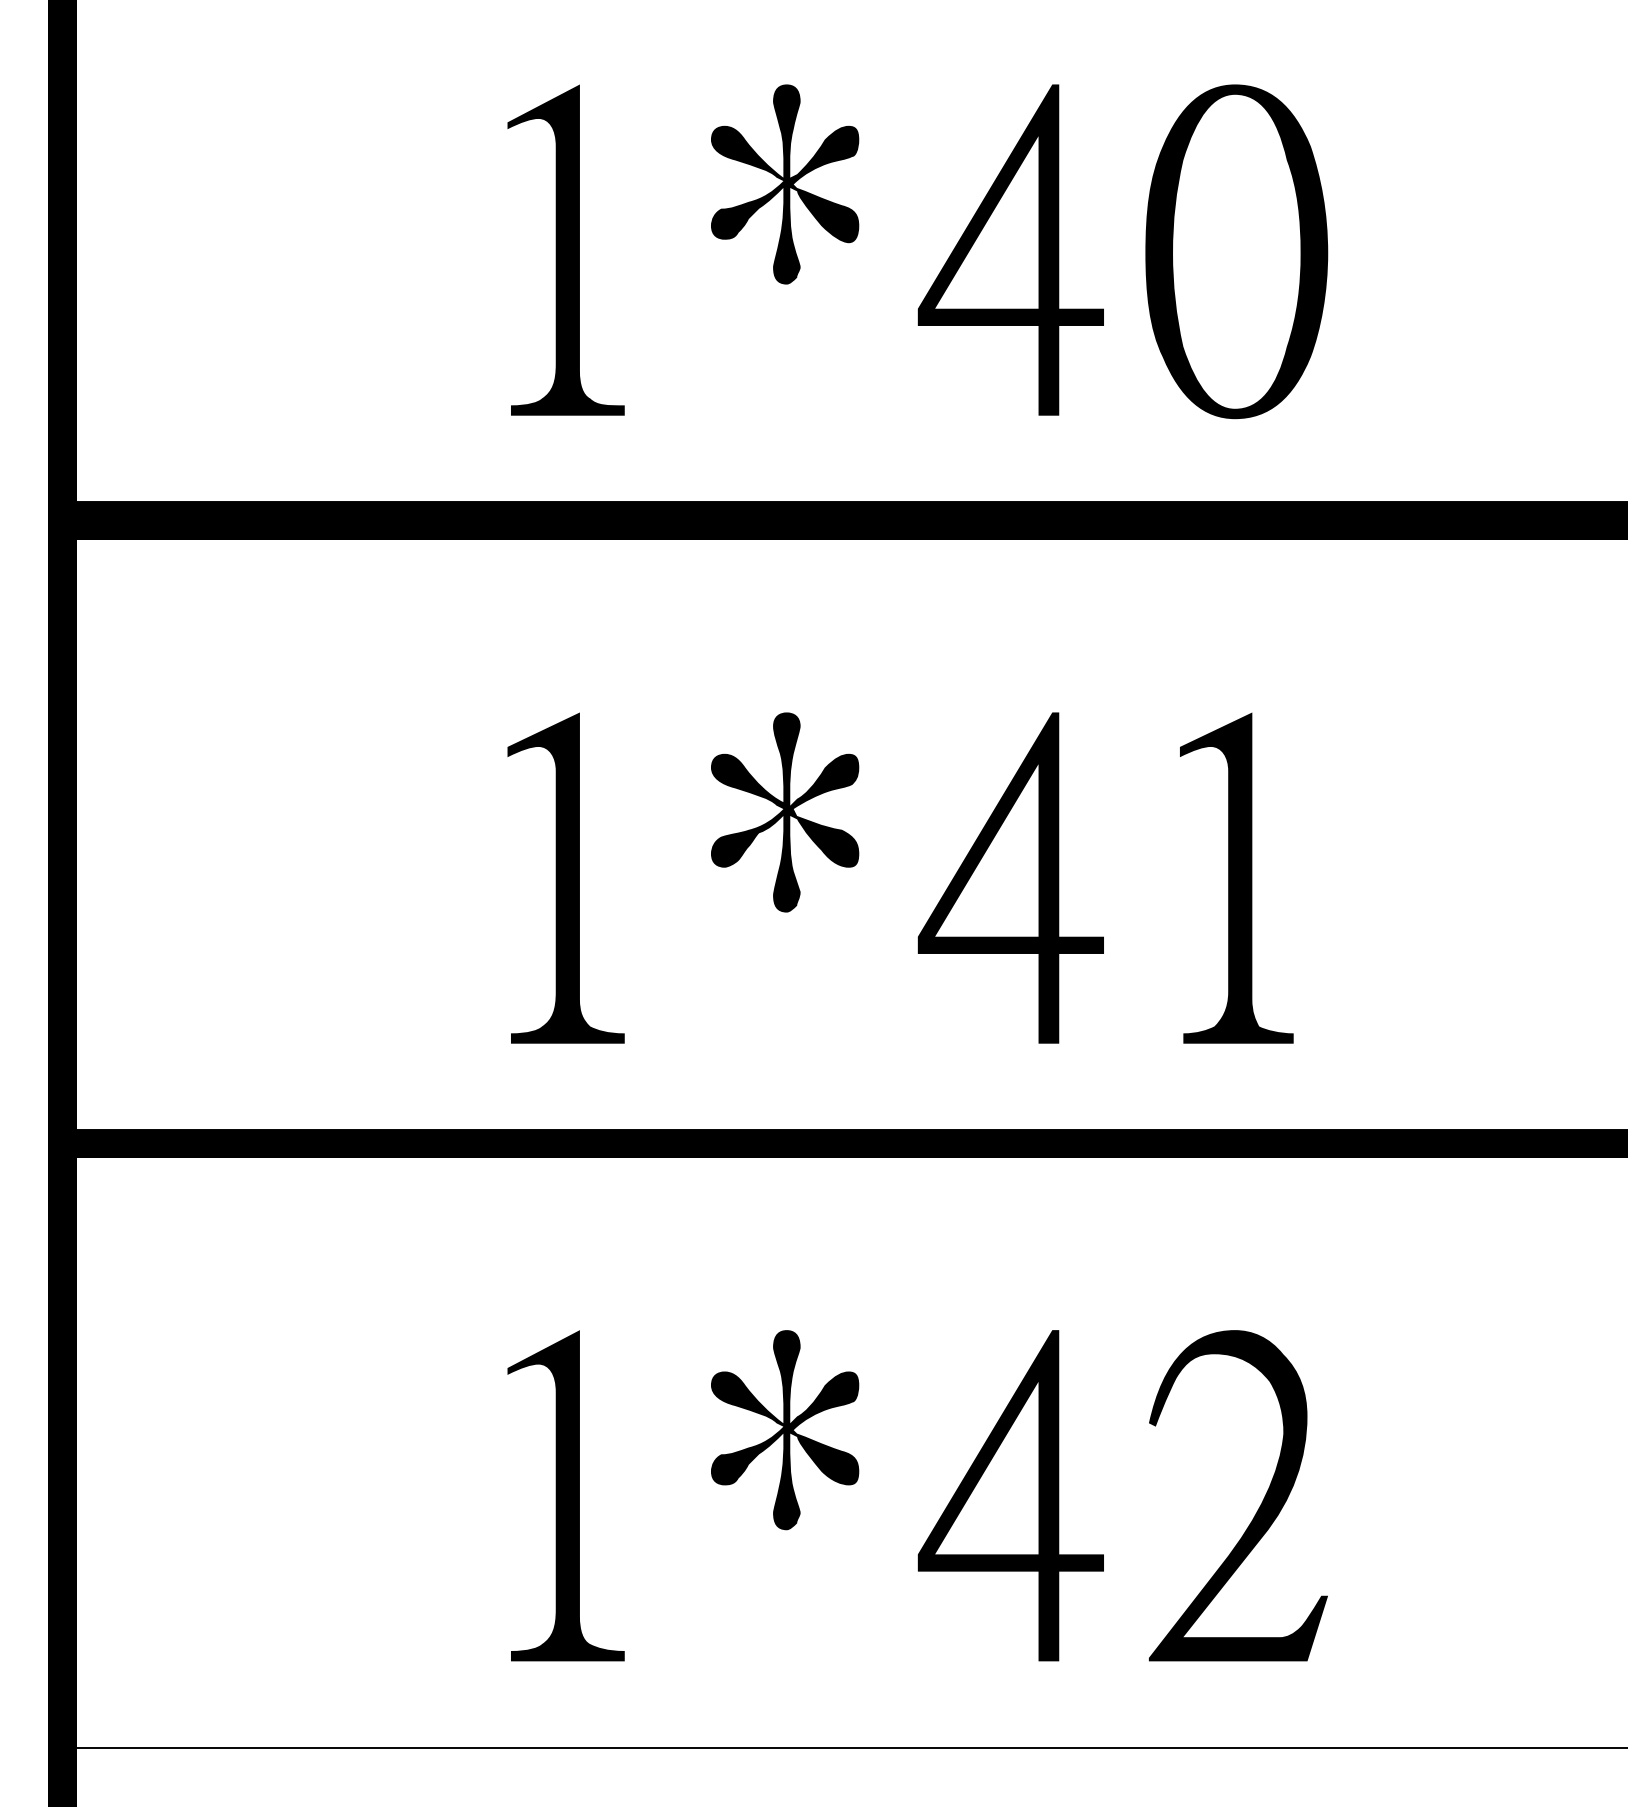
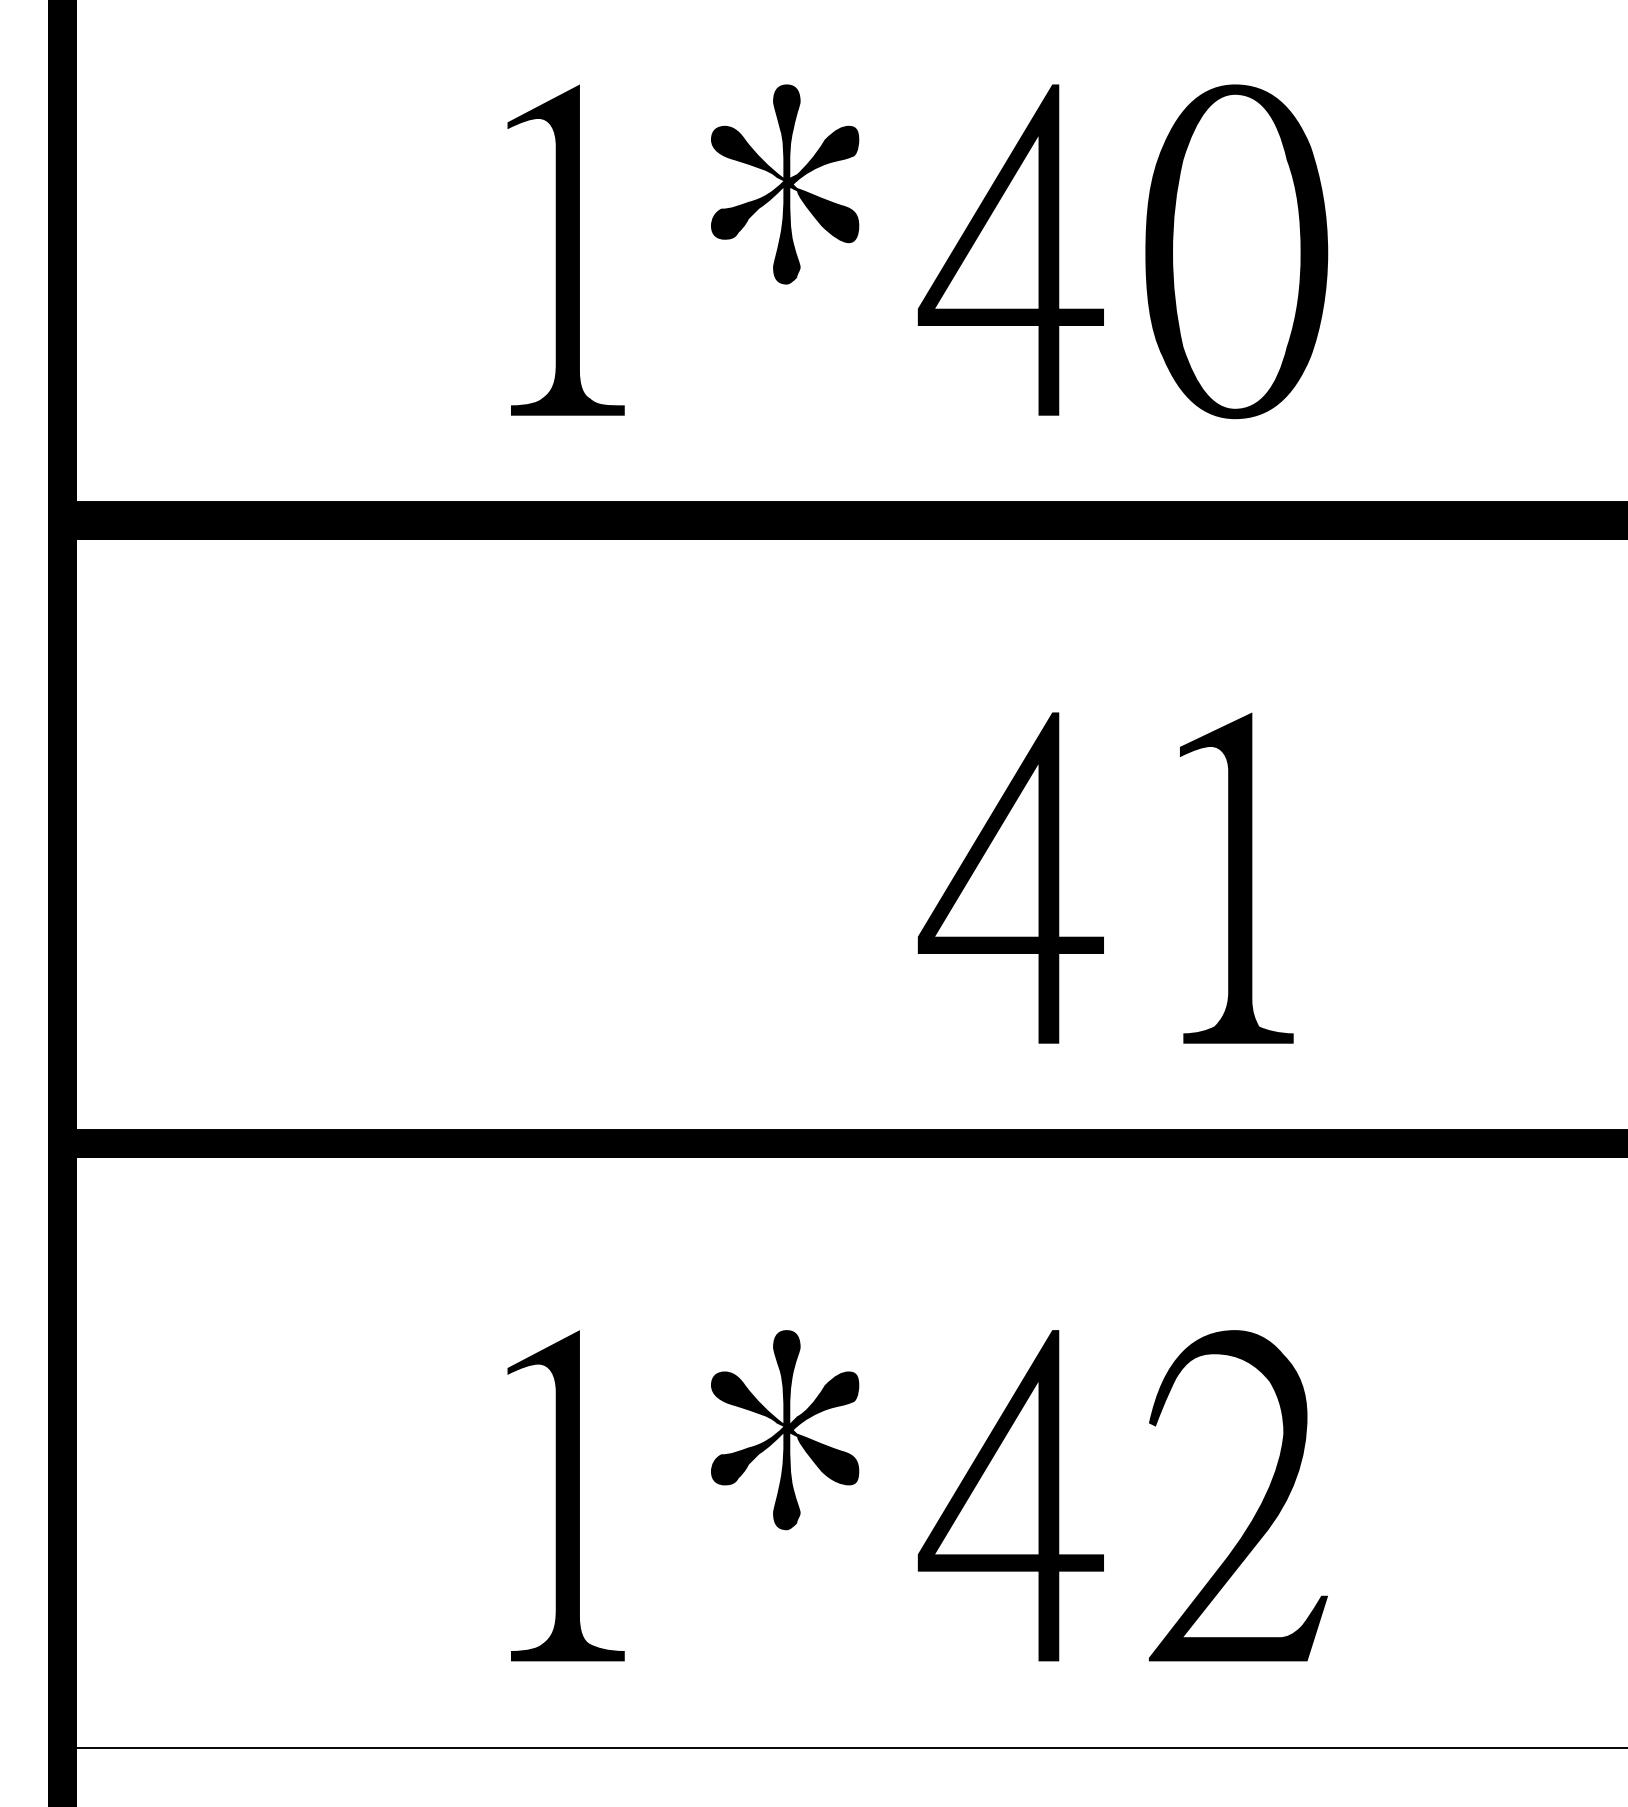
fill: present -> none (784, 812)
fill: present -> none (565, 877)
